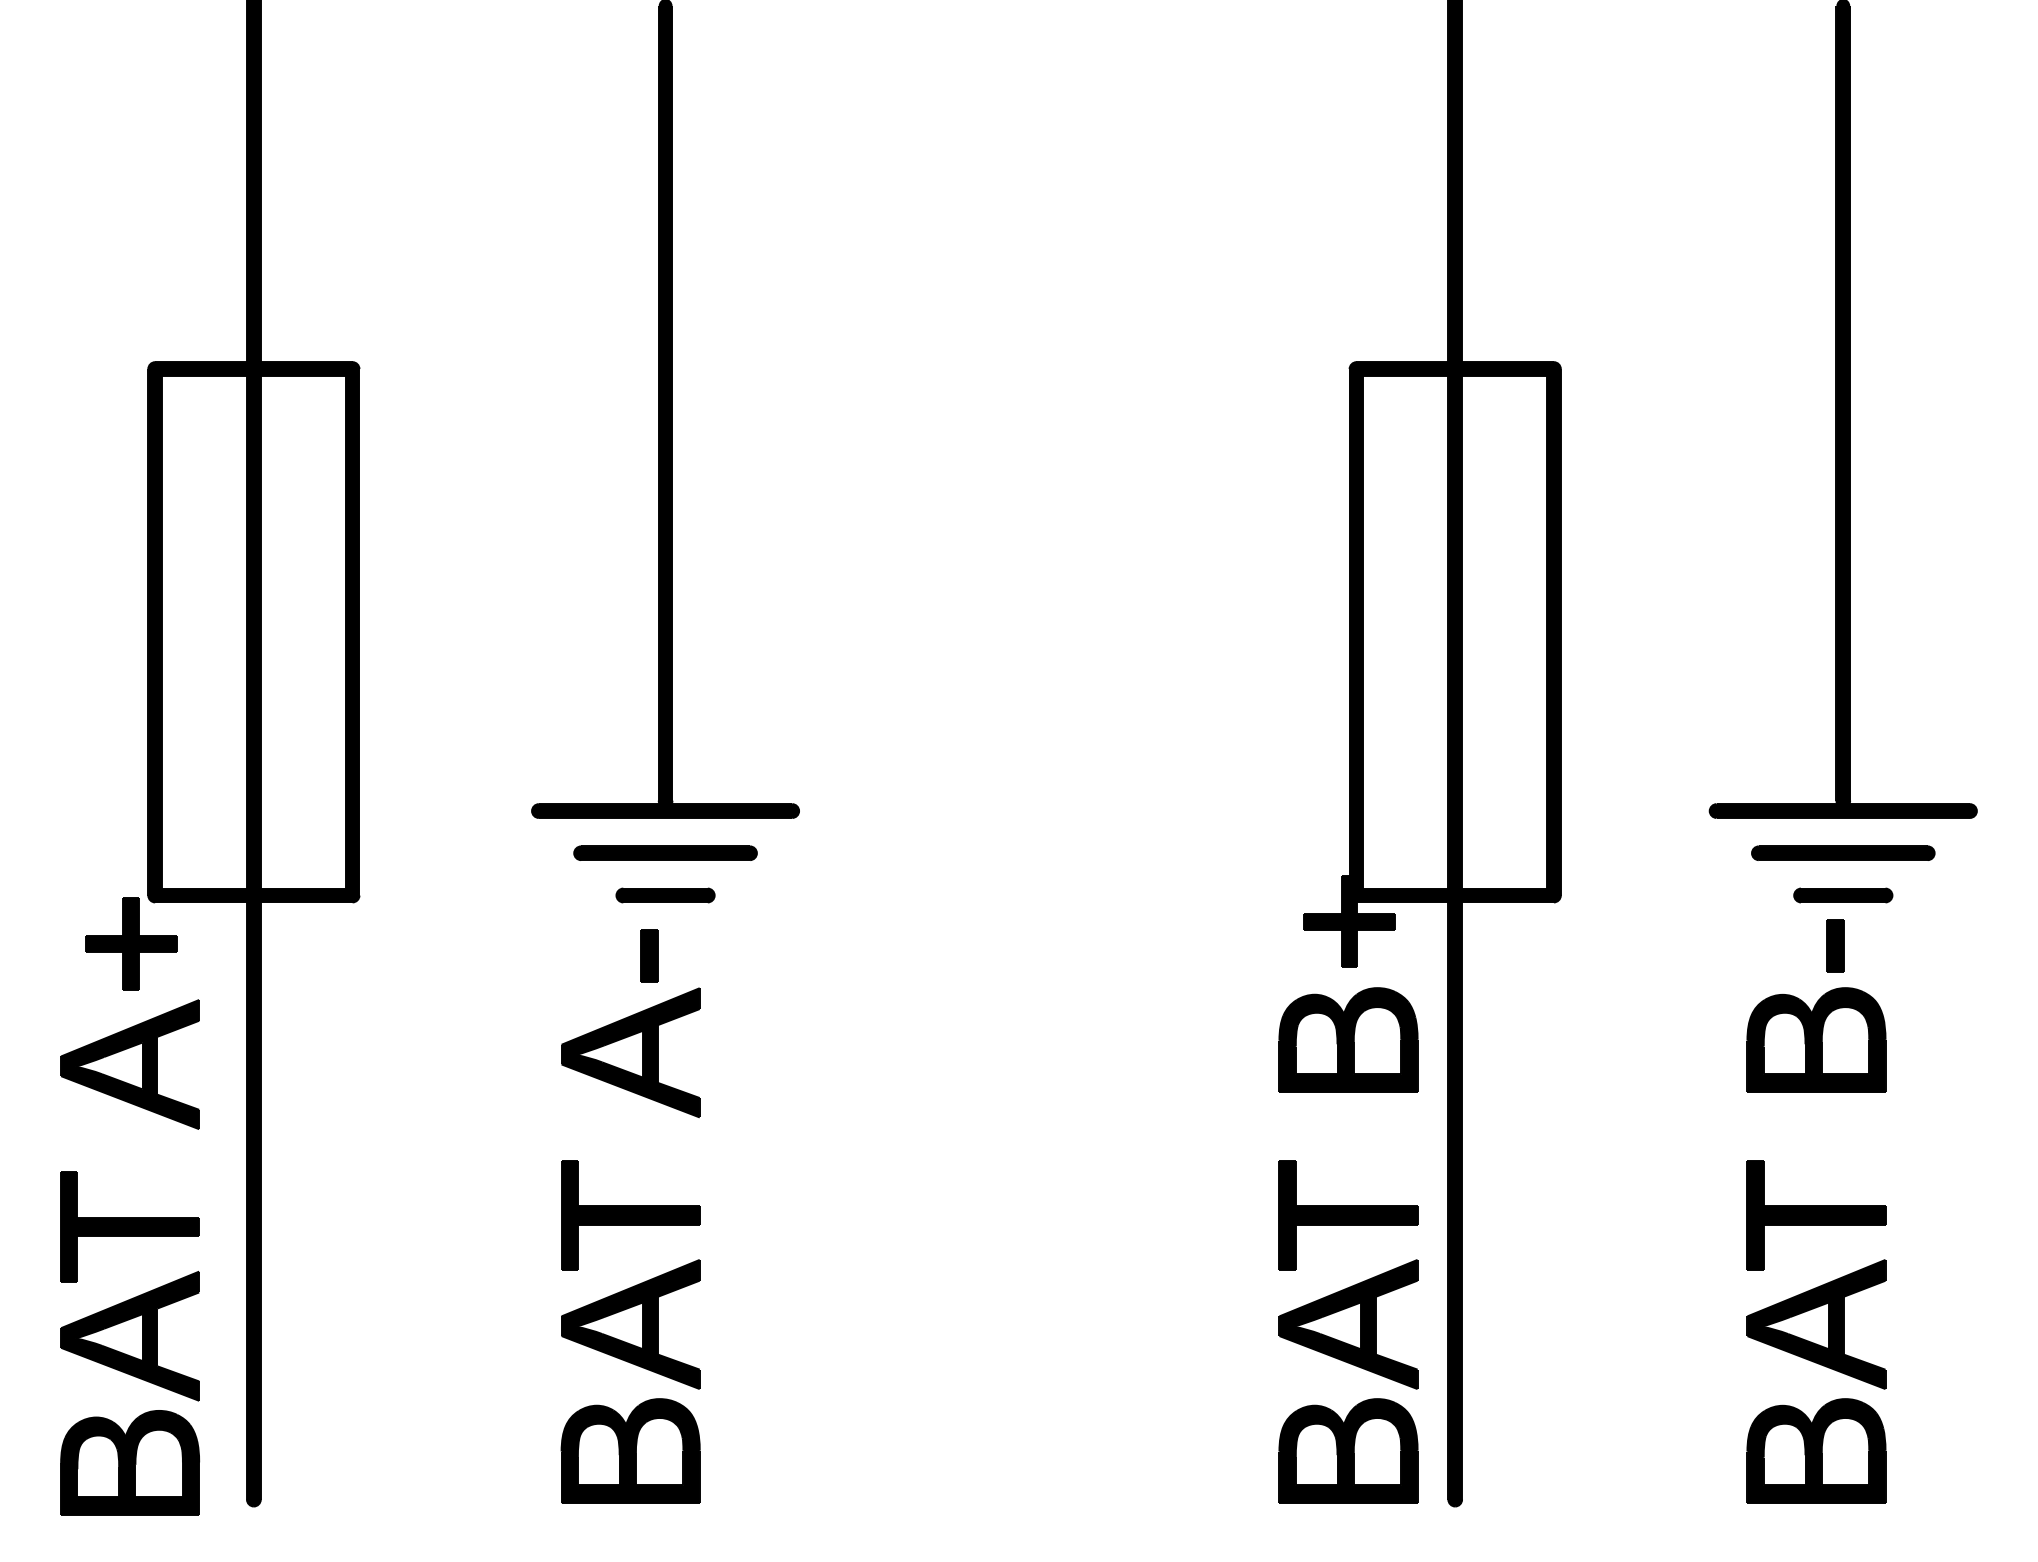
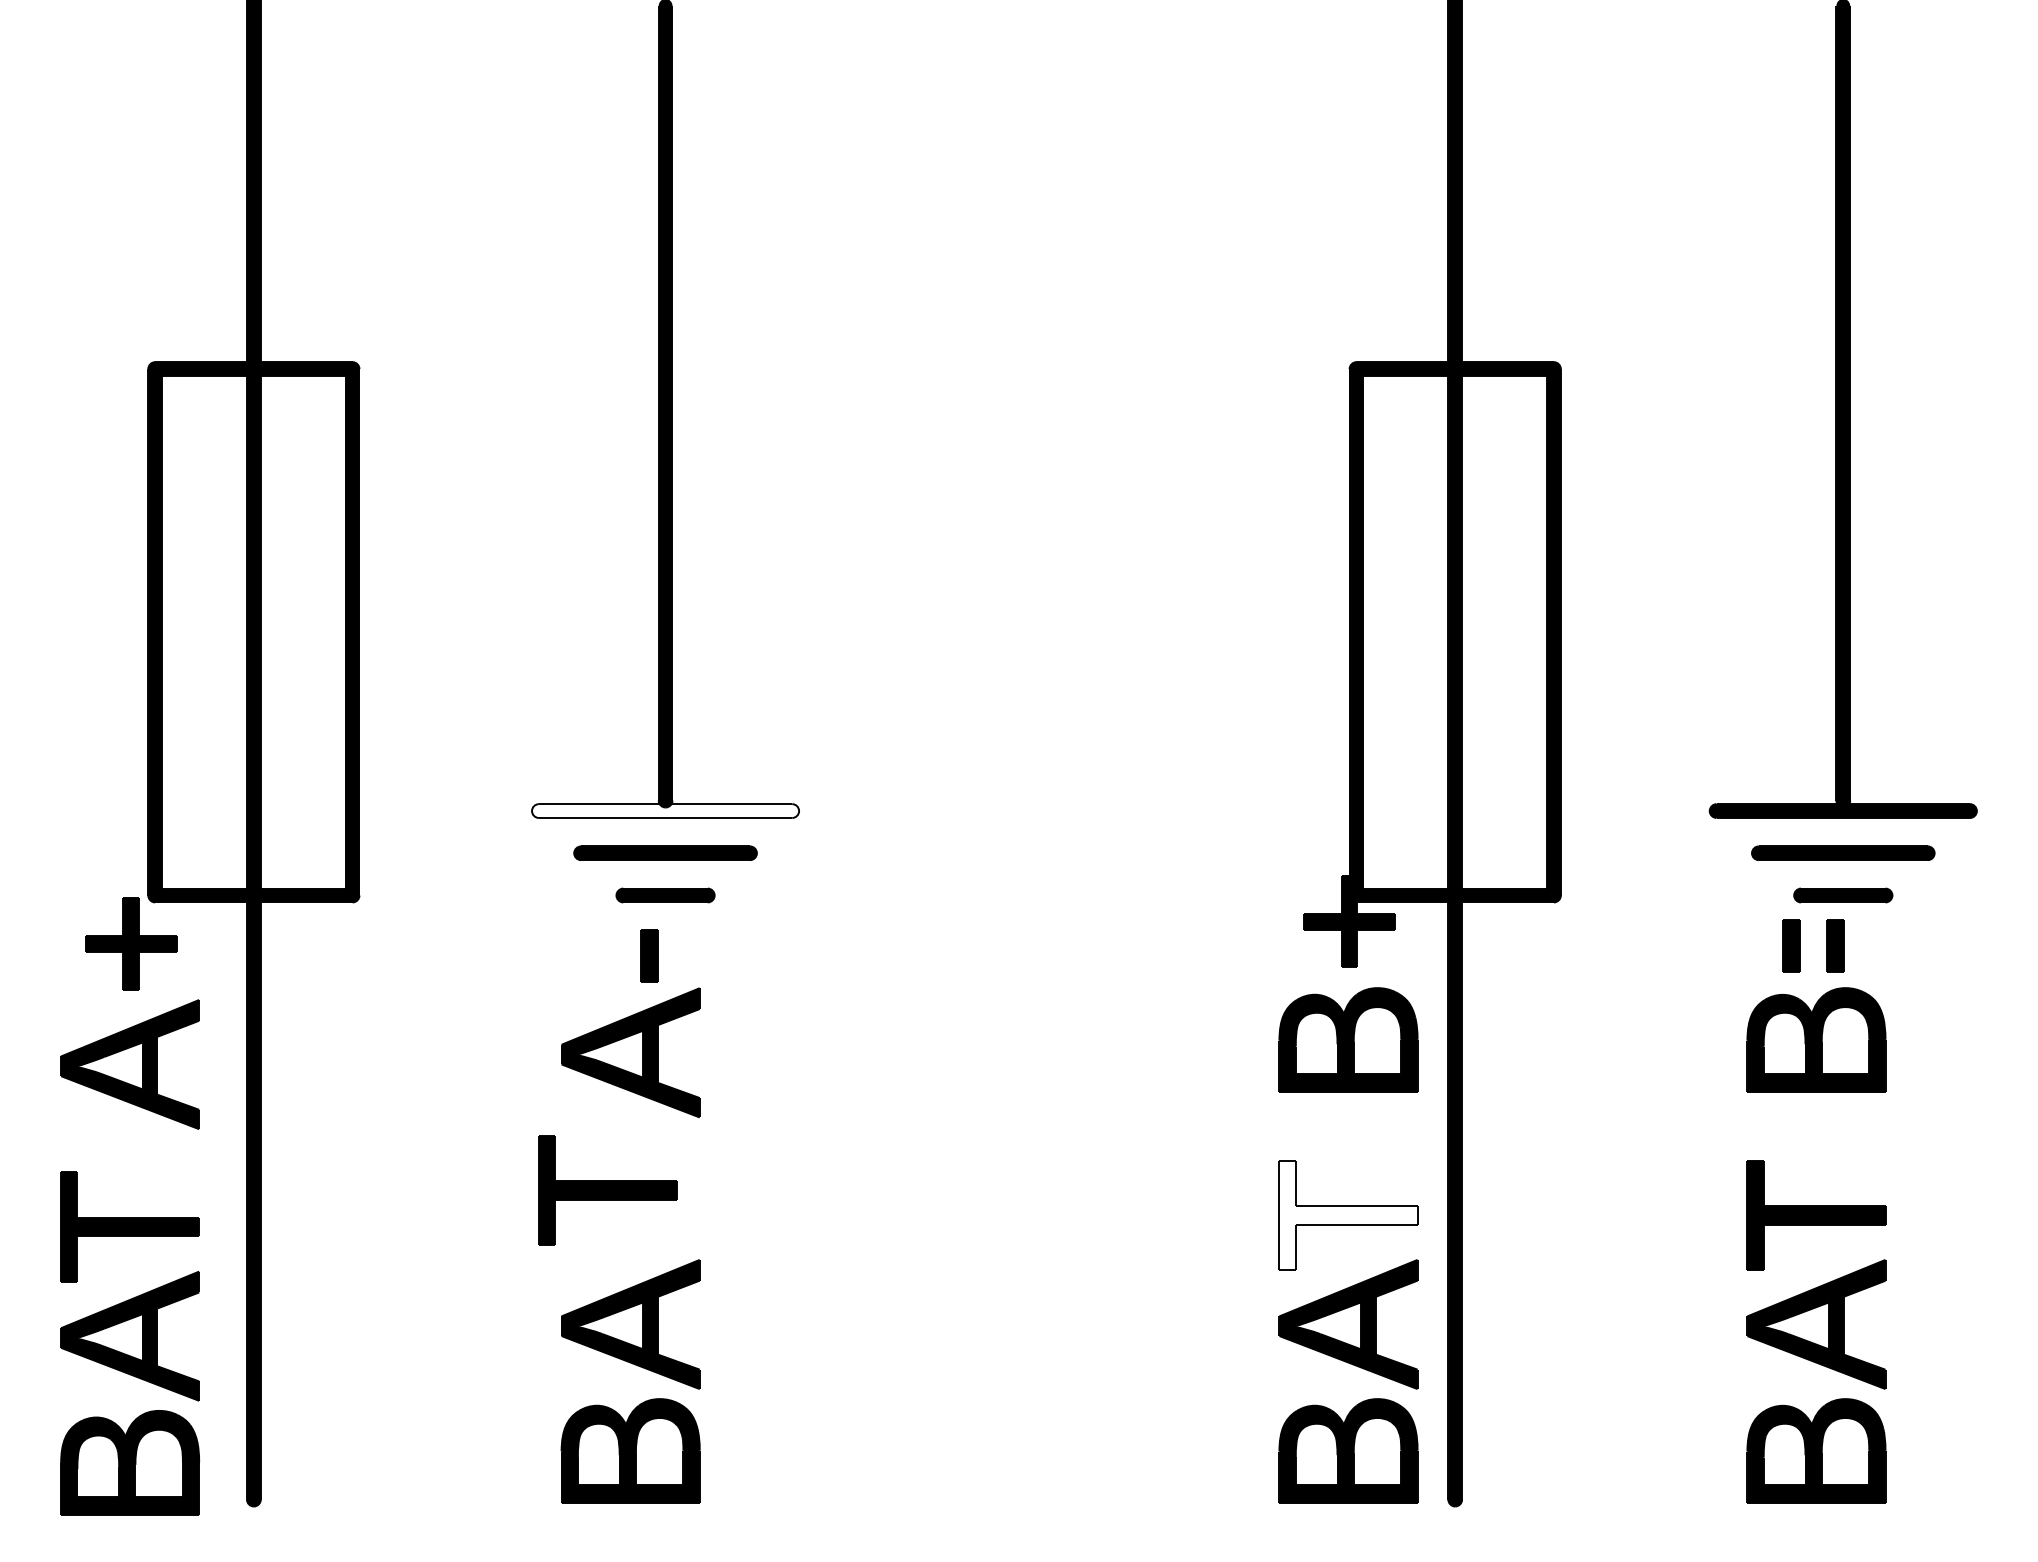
fill: present -> none (665, 810)
part: none -> present (1791, 945)
fill: present -> none (1348, 1214)
part position: (630, 1215) -> (607, 1190) (607, 1190)
